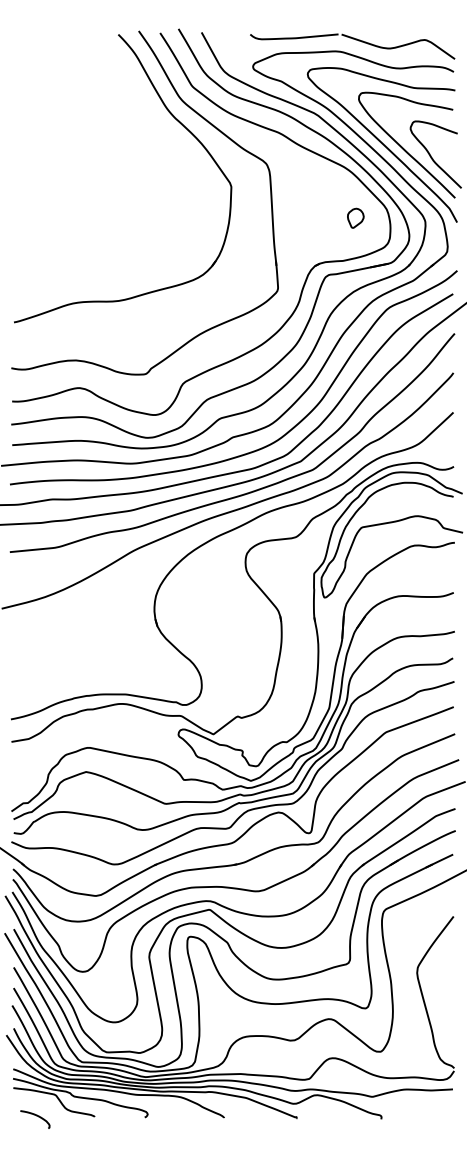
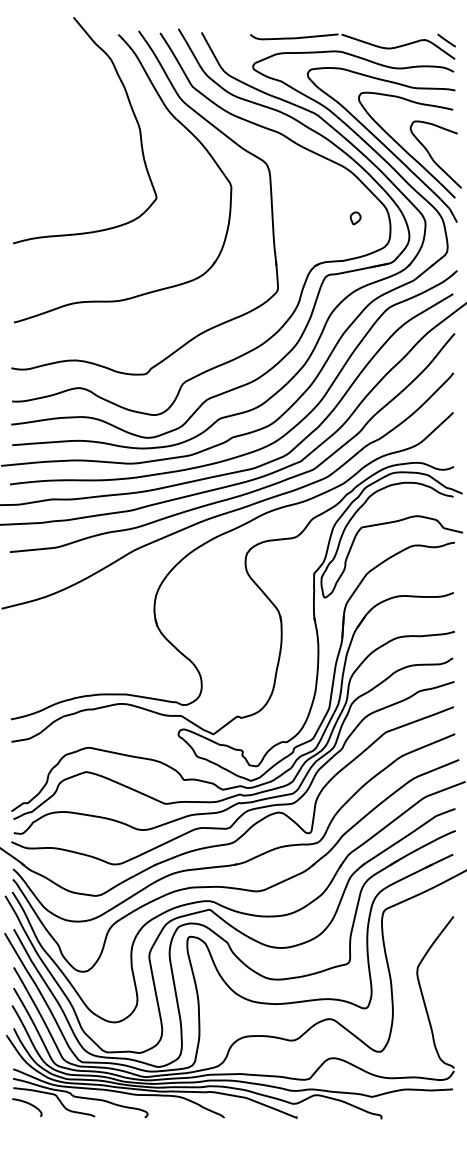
line: none -> present (446, 40)
curve: none -> present (131, 110)
part size: 18x22 px -> 13x15 px (355, 218)
curve position: (36, 1116) -> (28, 1104) (28, 1104)
